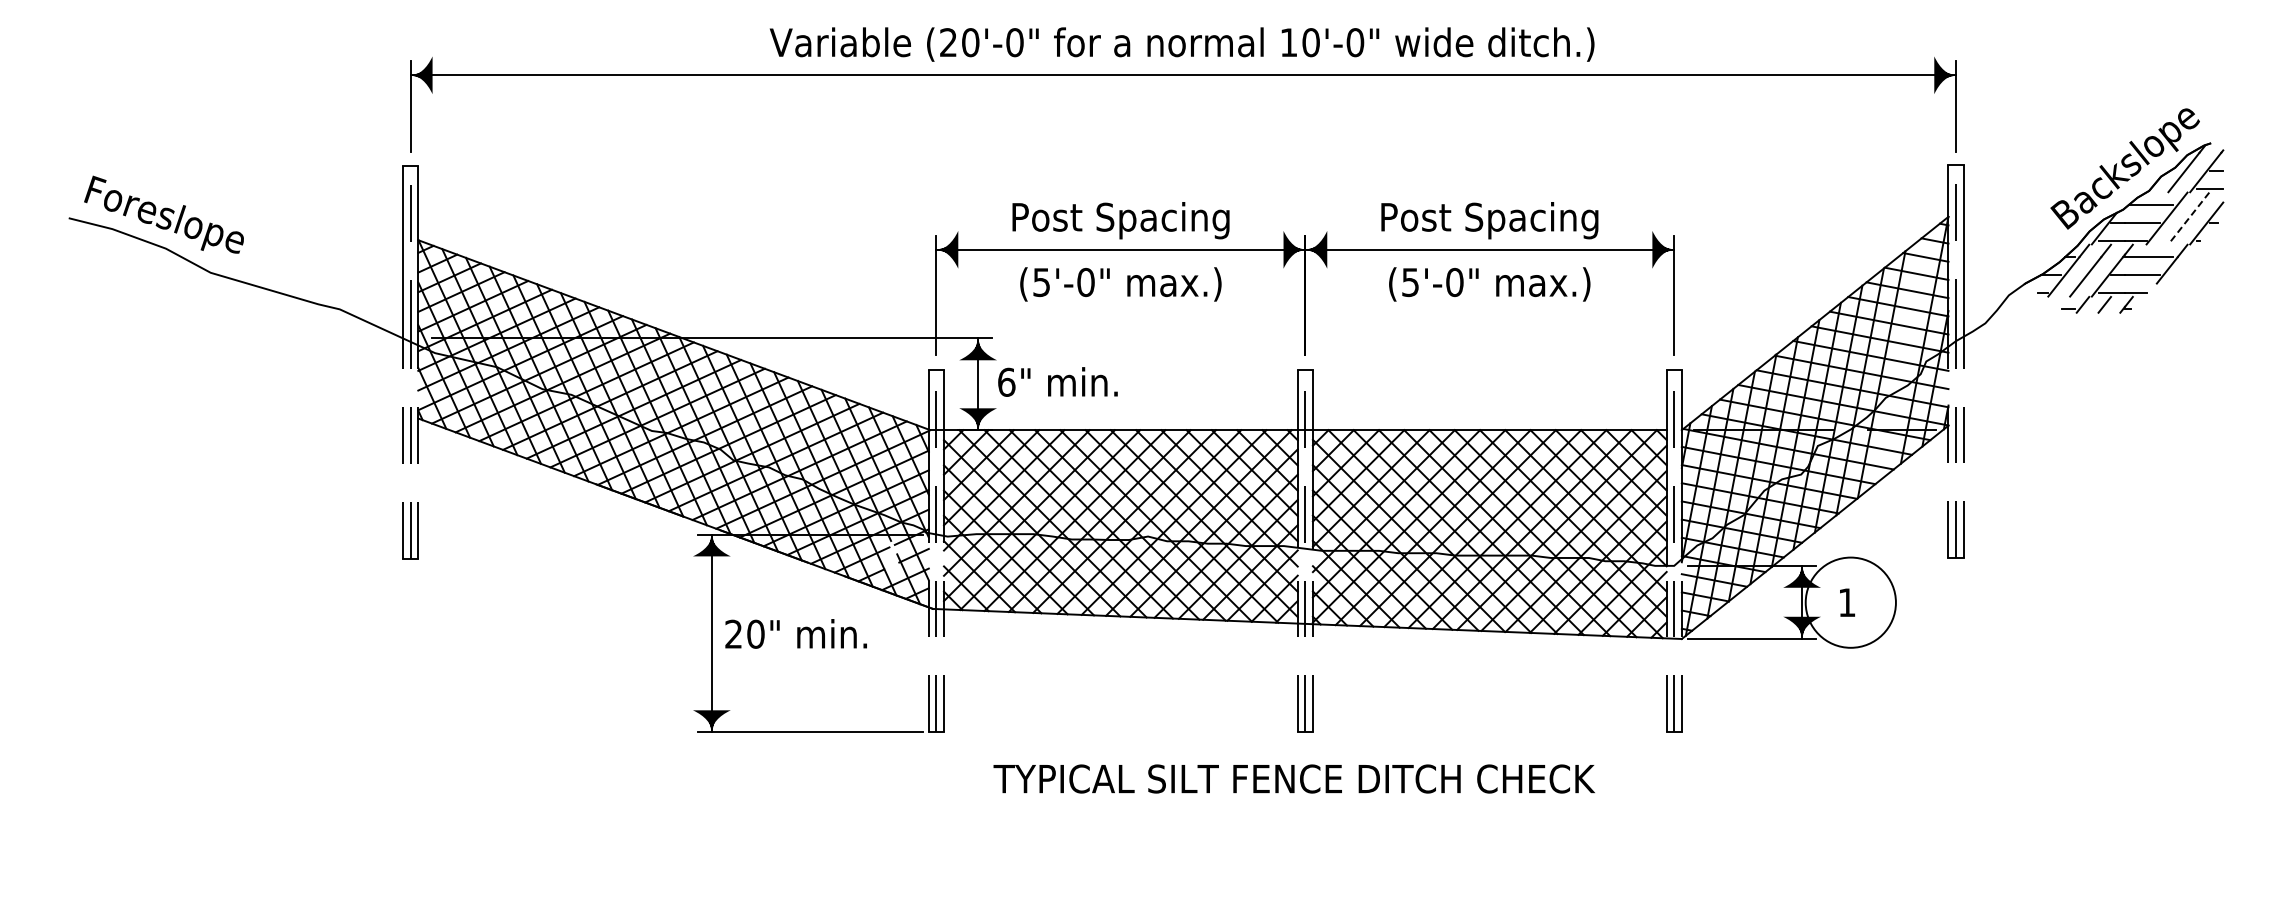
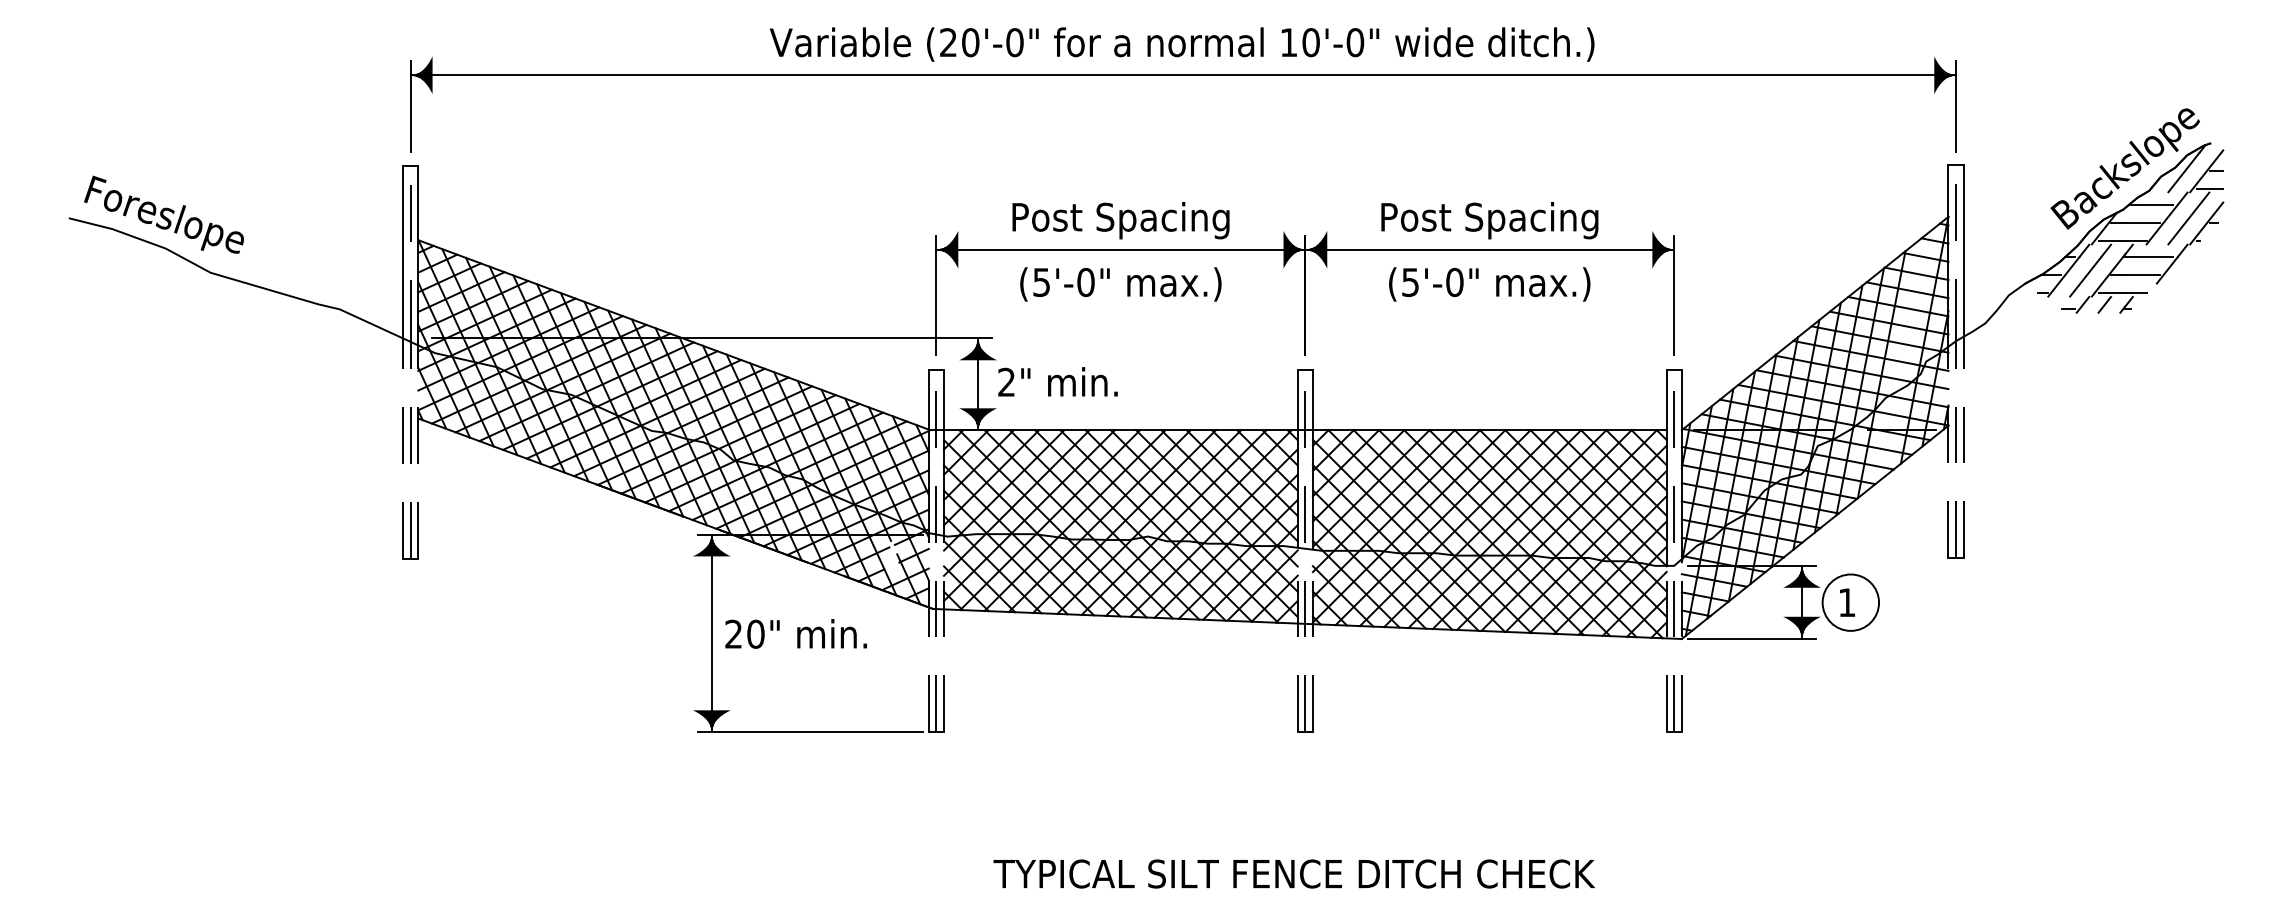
line: dashed -> solid (2188, 218)
text: 6" -> 2" (1006, 381)
circle diameter: 90 px -> 56 px (1850, 602)
text position: (1293, 778) -> (1293, 873) (1293, 873)
